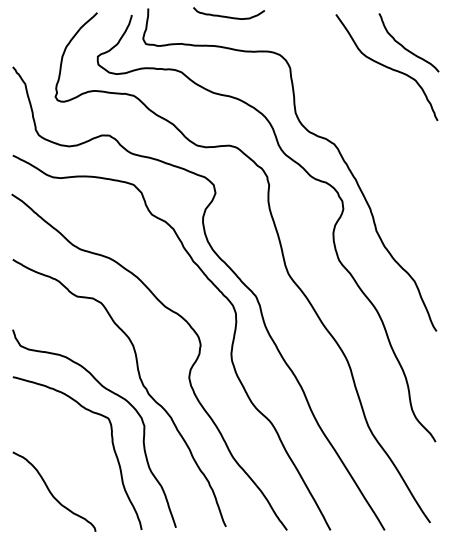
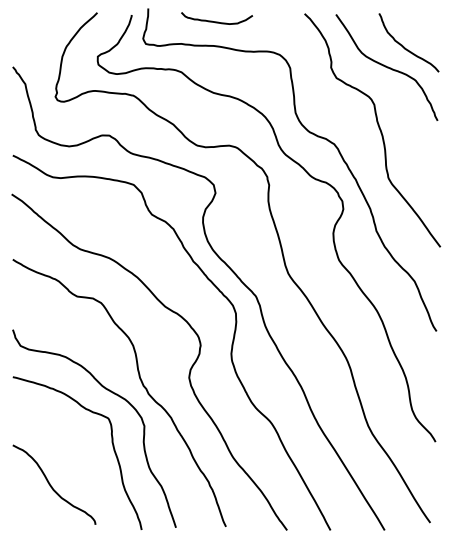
curve position: (229, 16) -> (217, 21) (217, 21)
curve: none -> present (378, 128)
curve position: (52, 493) -> (52, 486) (52, 486)
